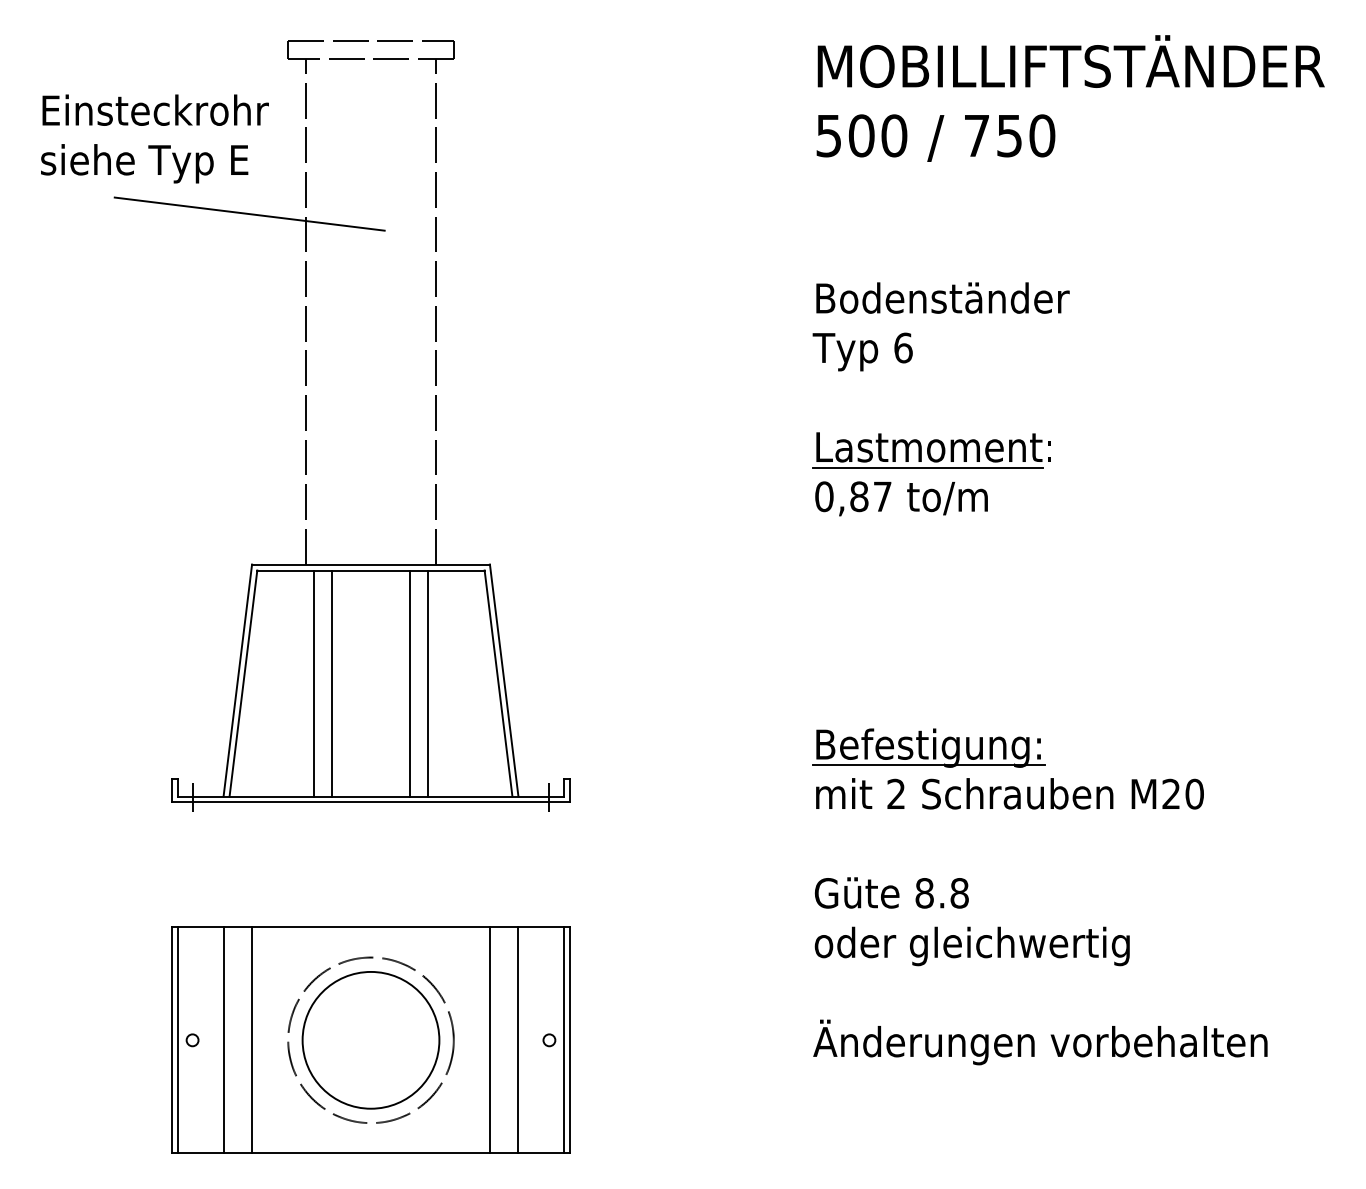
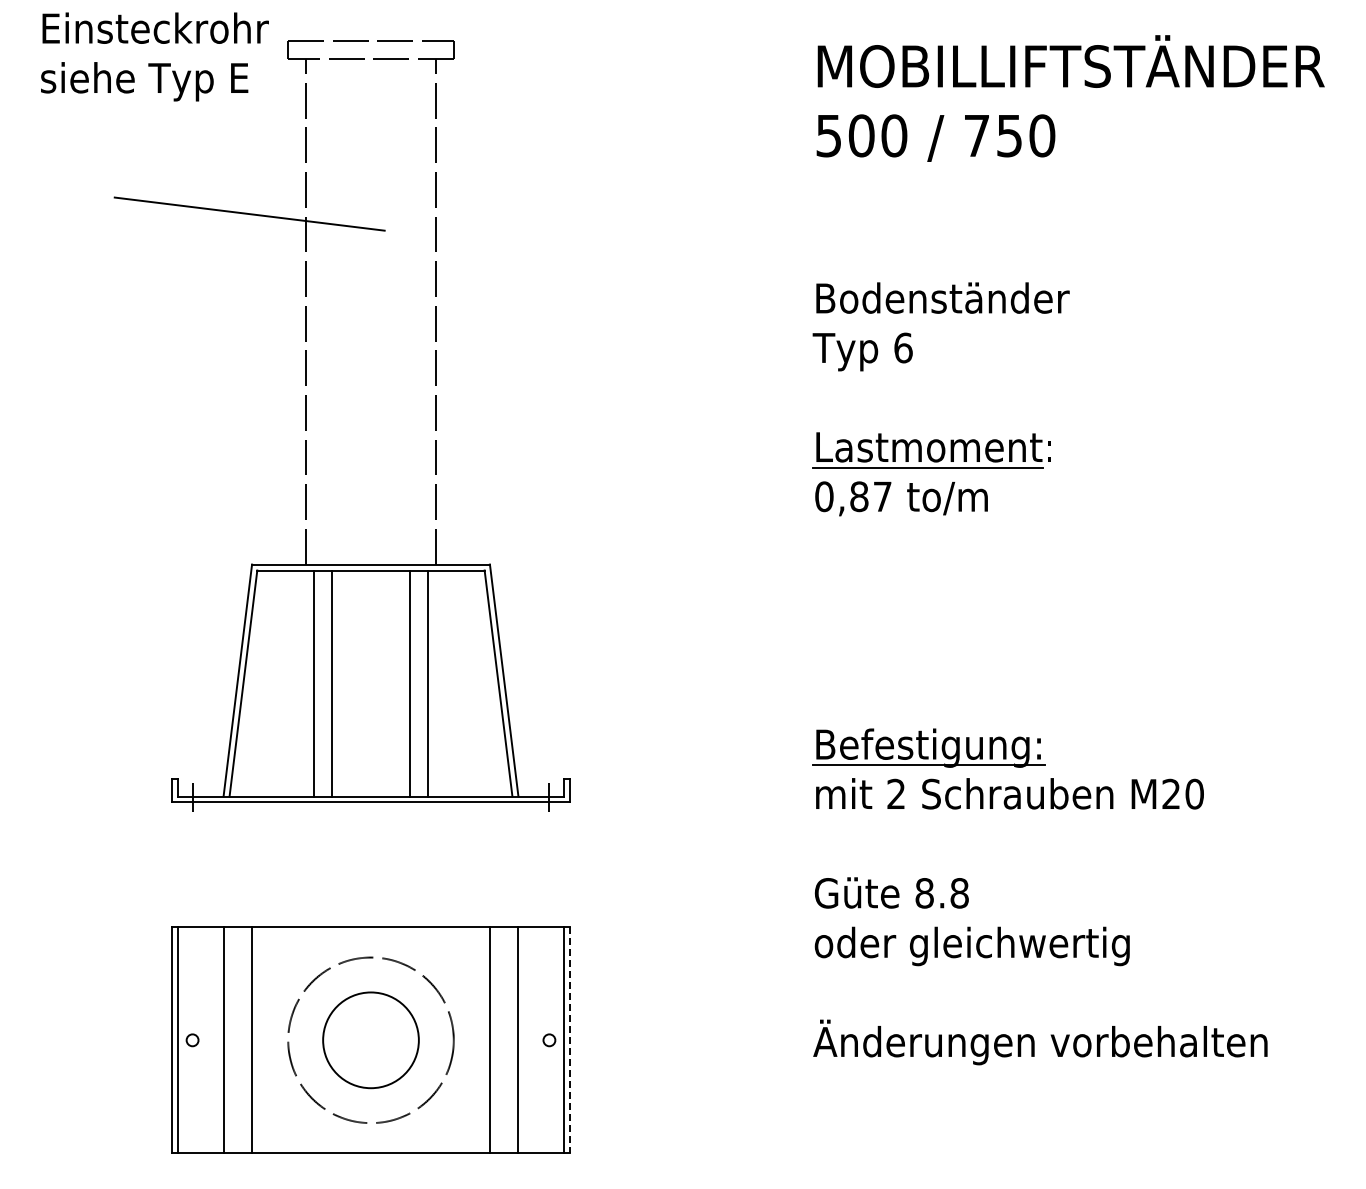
text position: (154, 138) -> (154, 56) (154, 56)
circle diameter: 137 px -> 96 px (370, 1040)
line: solid -> dashed (570, 1040)
